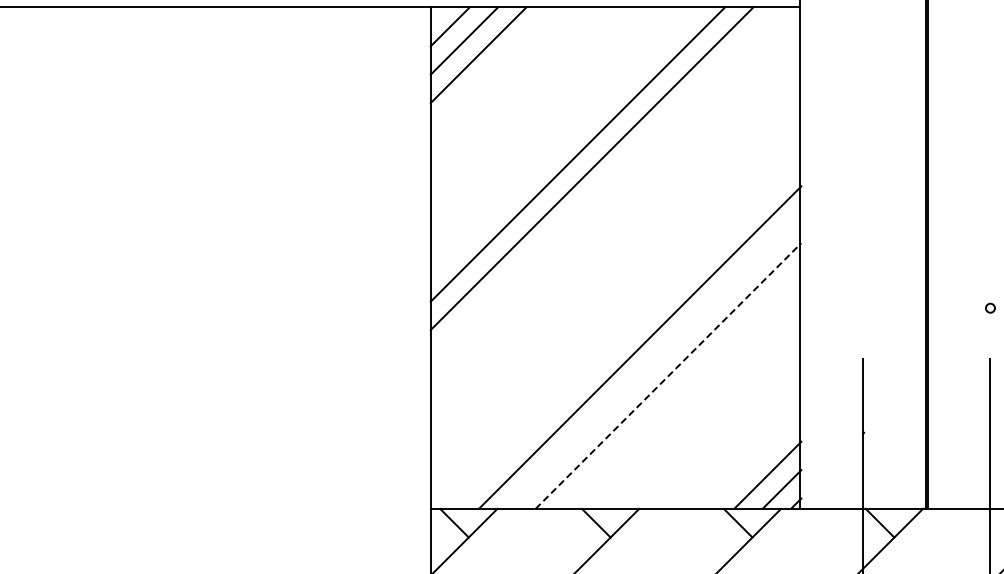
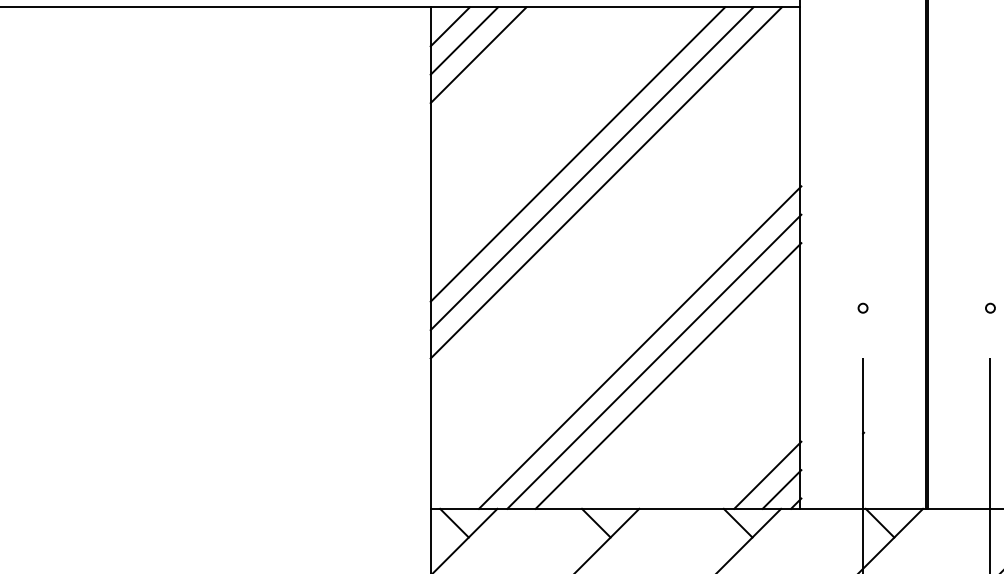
line: none -> present (605, 182)
circle: none -> present (862, 307)
line: none -> present (654, 361)
line: dashed -> solid (668, 376)
